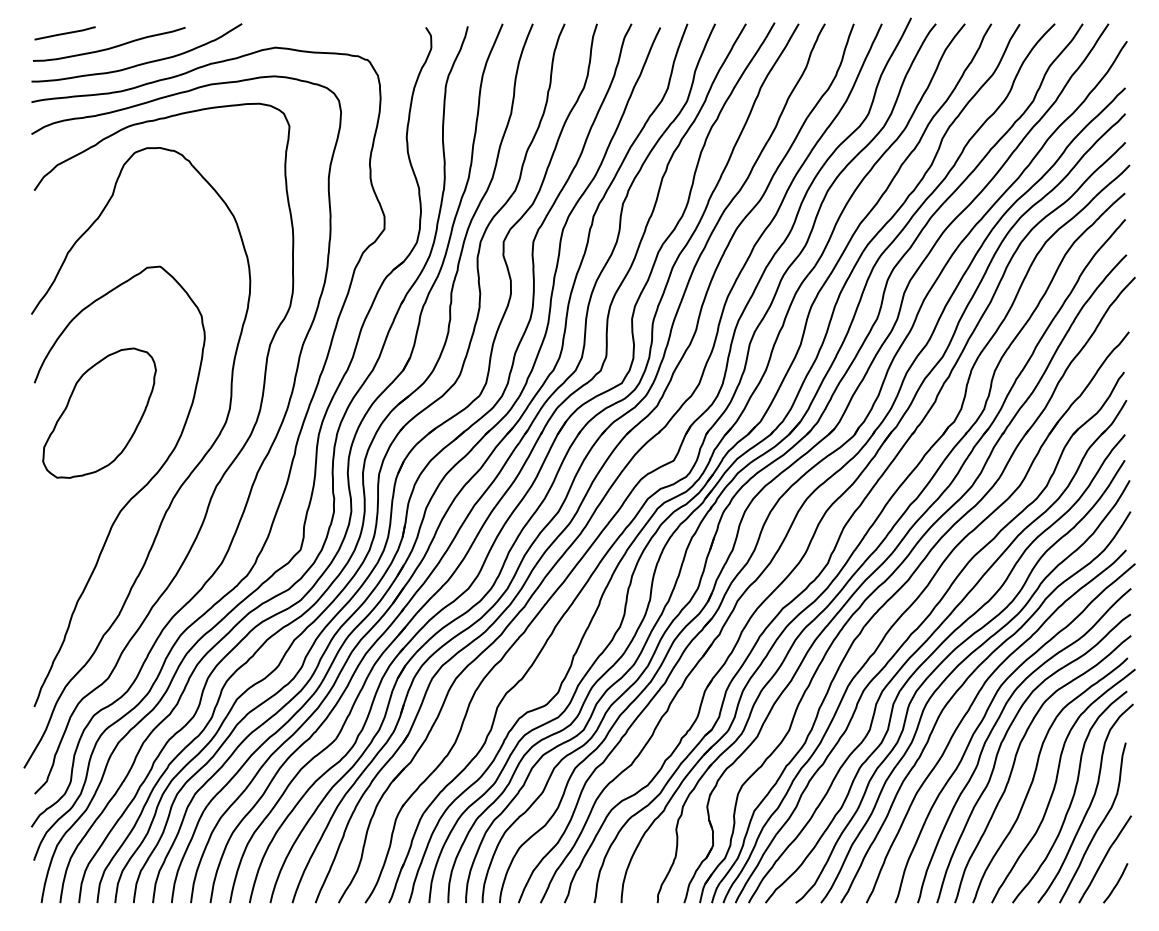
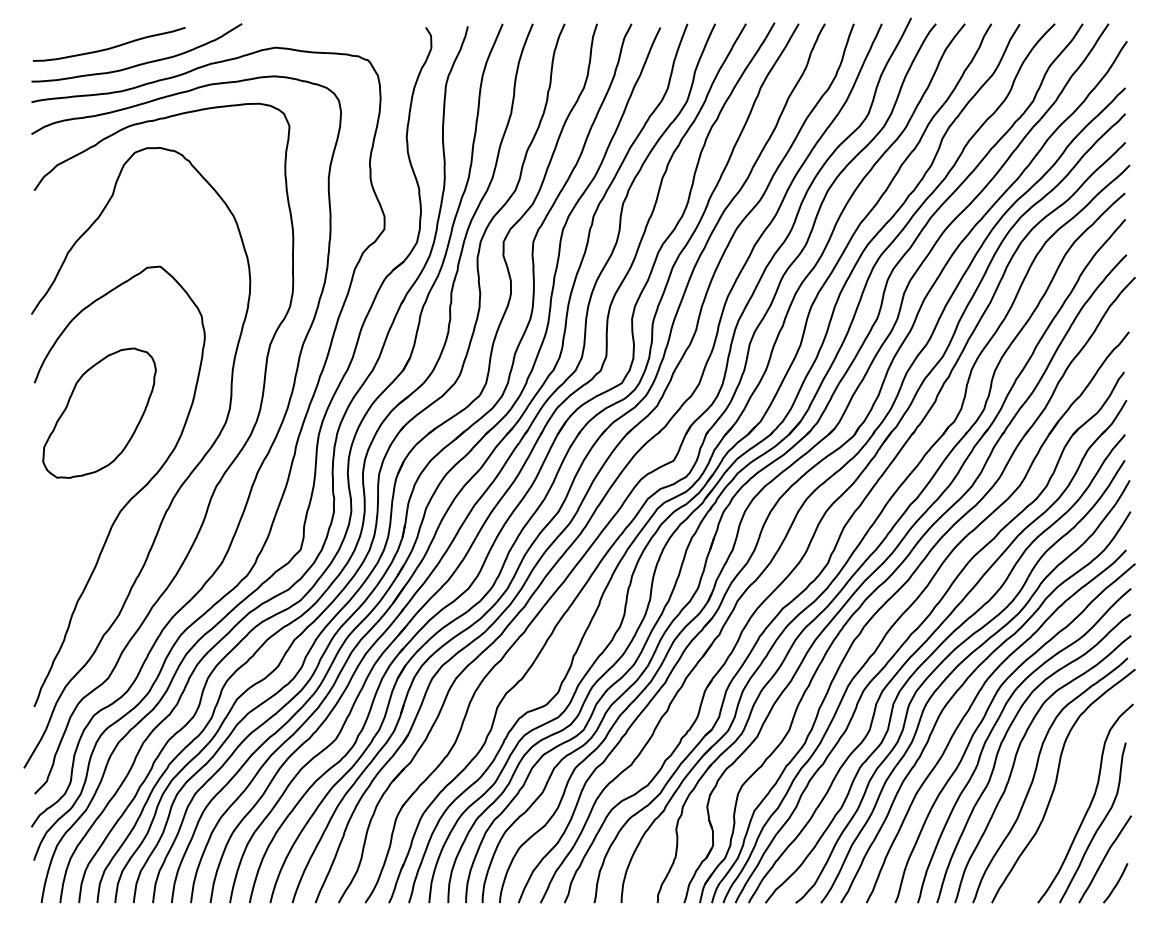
line: present -> none (64, 33)
curve: present -> none (1071, 798)
